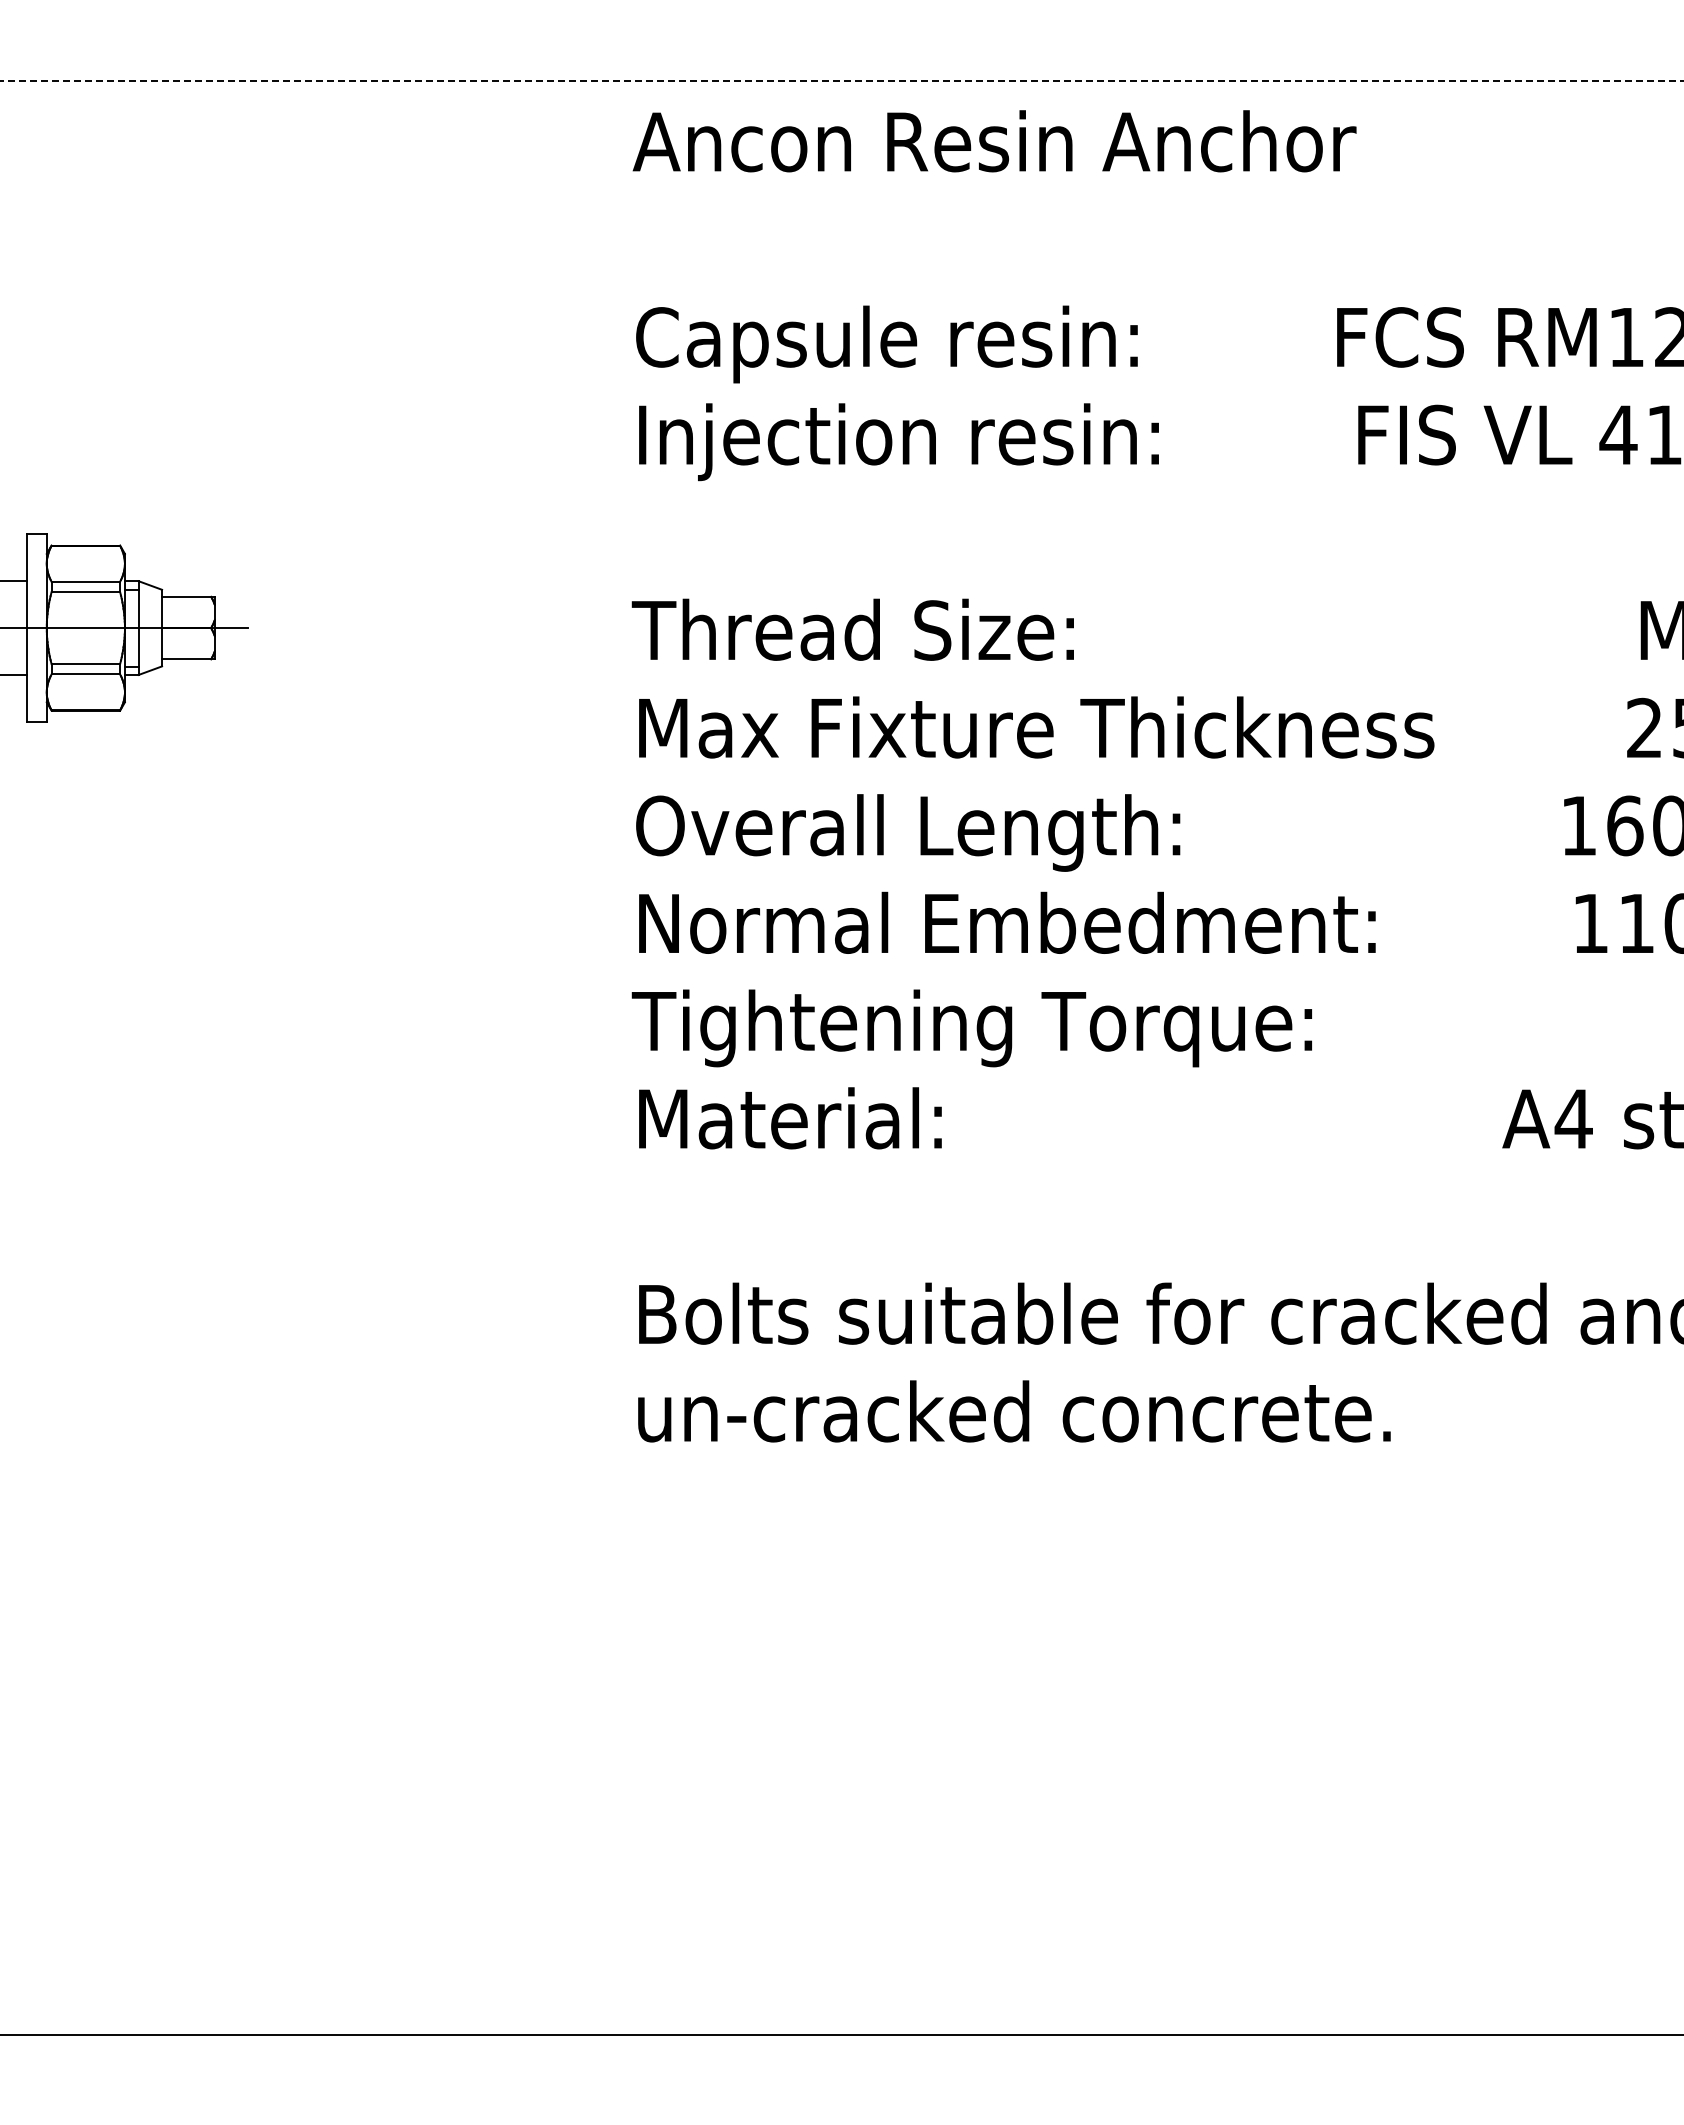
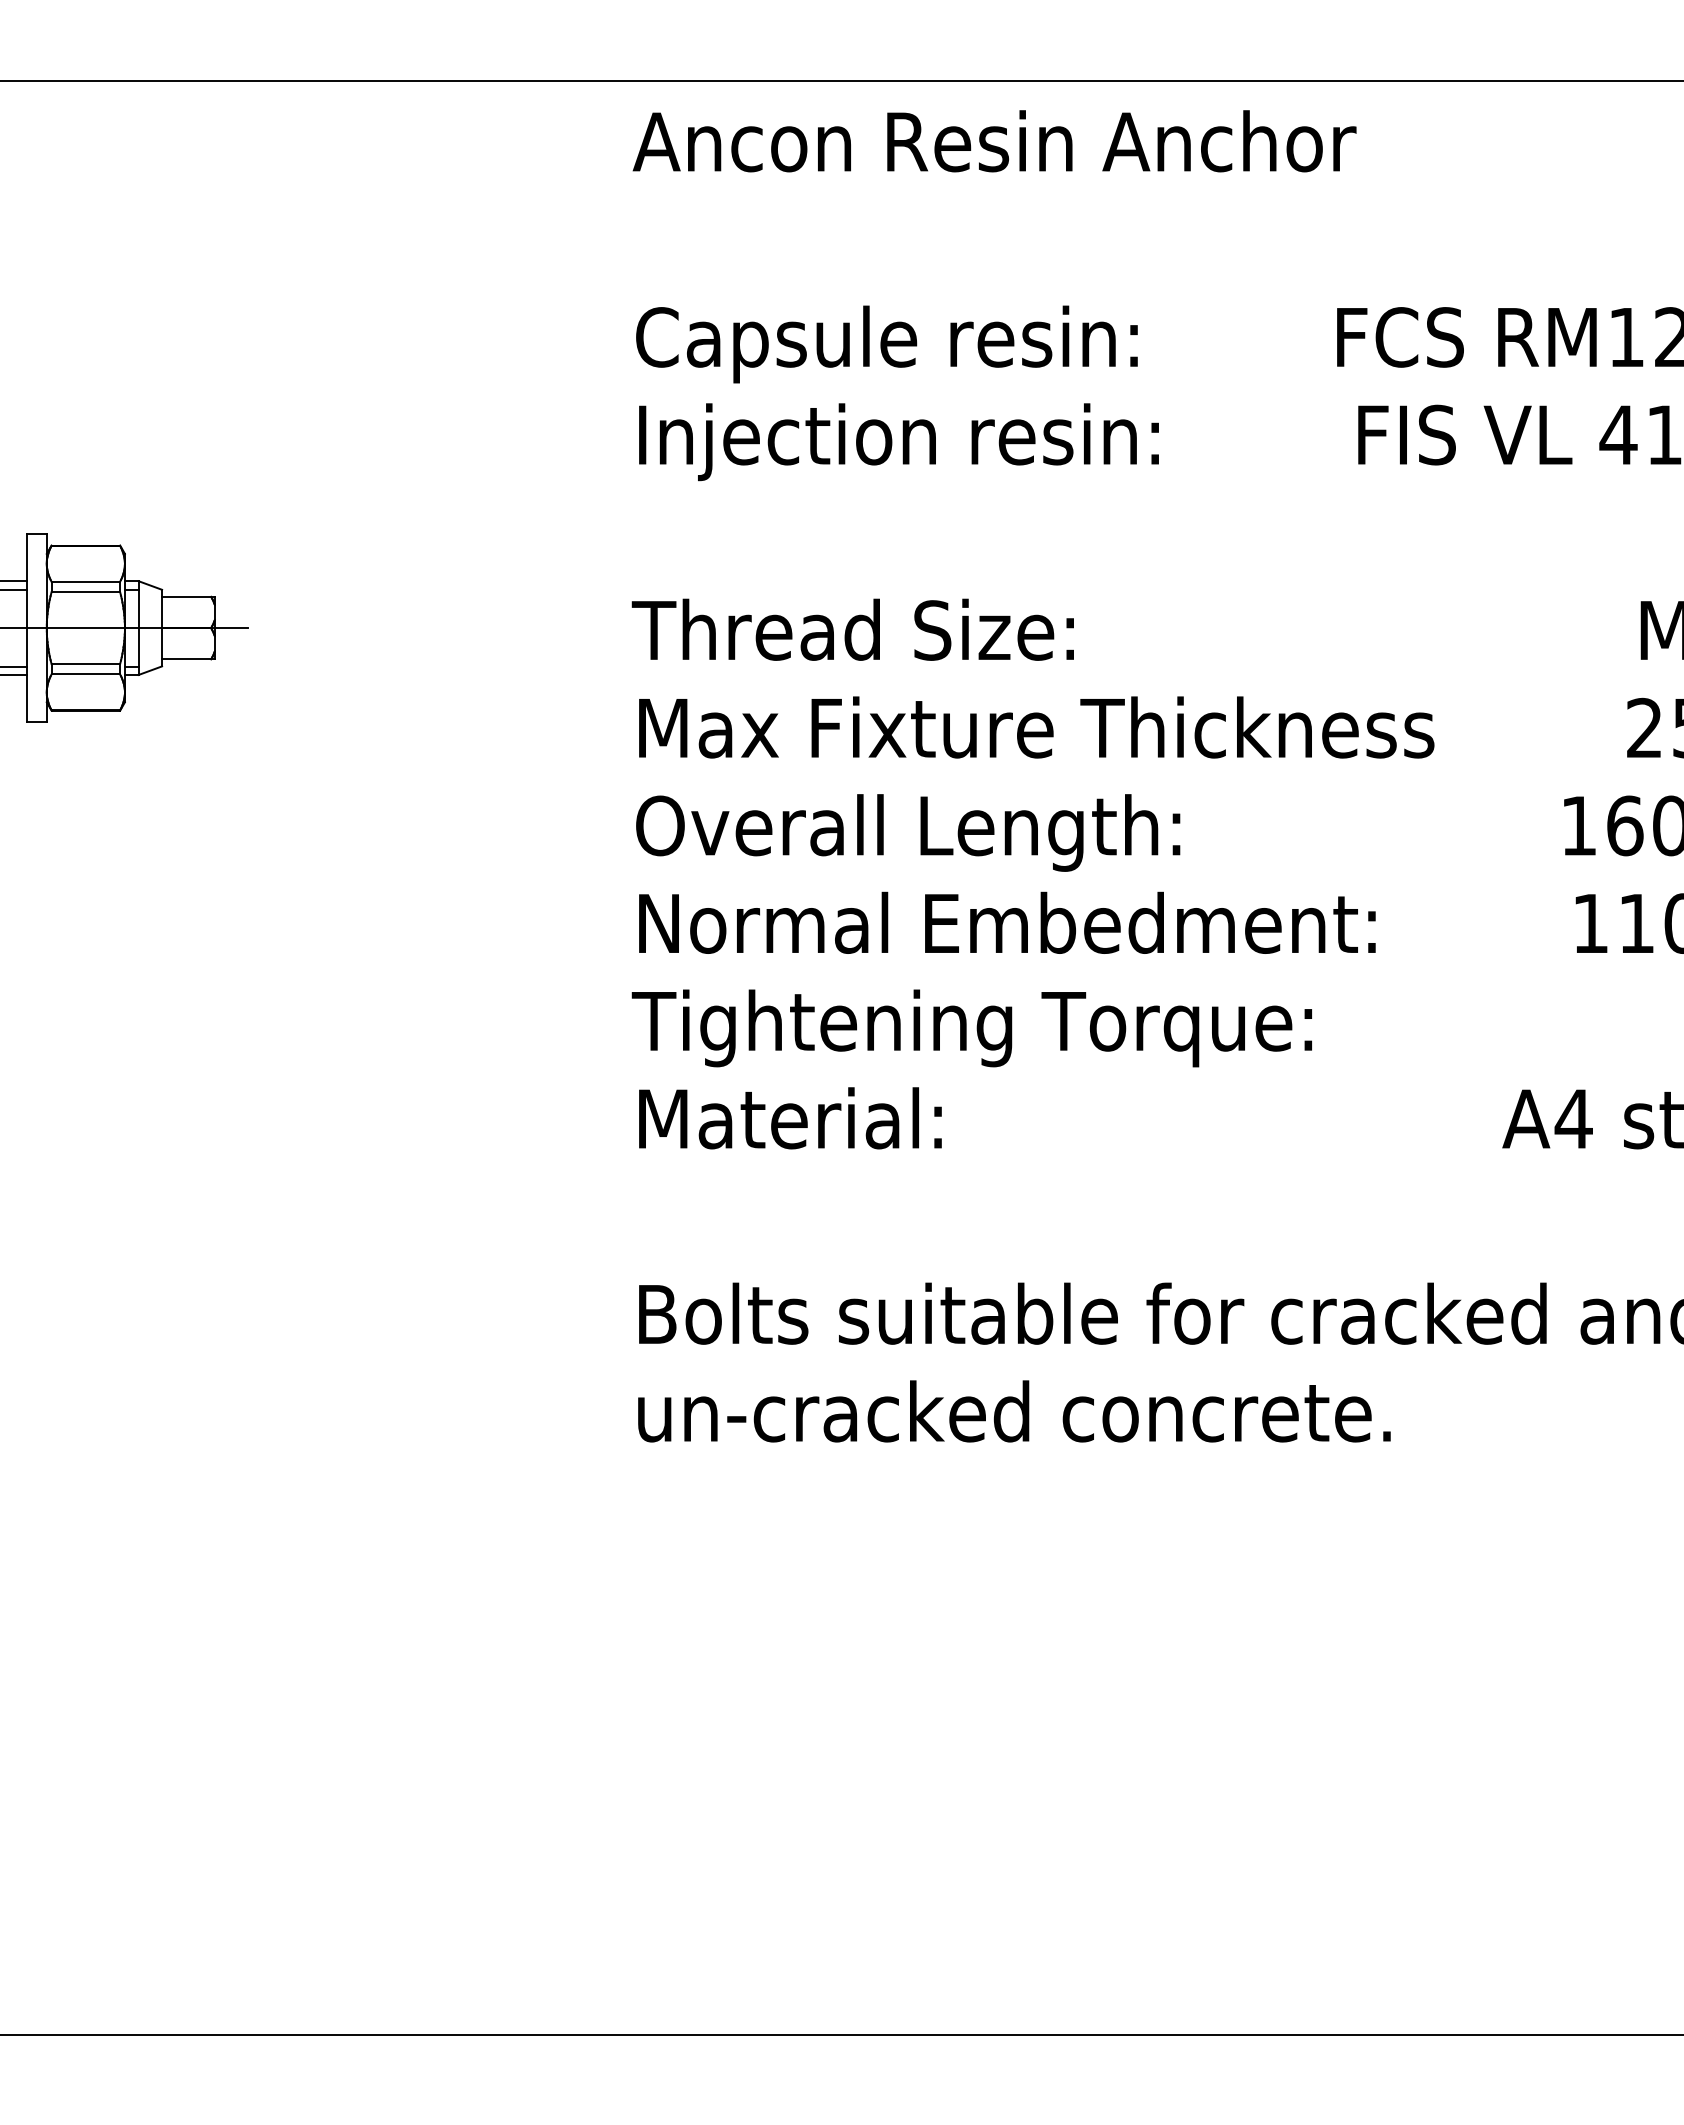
line: dashed -> solid (841, 80)
line: none -> present (14, 589)
line: none -> present (14, 666)
